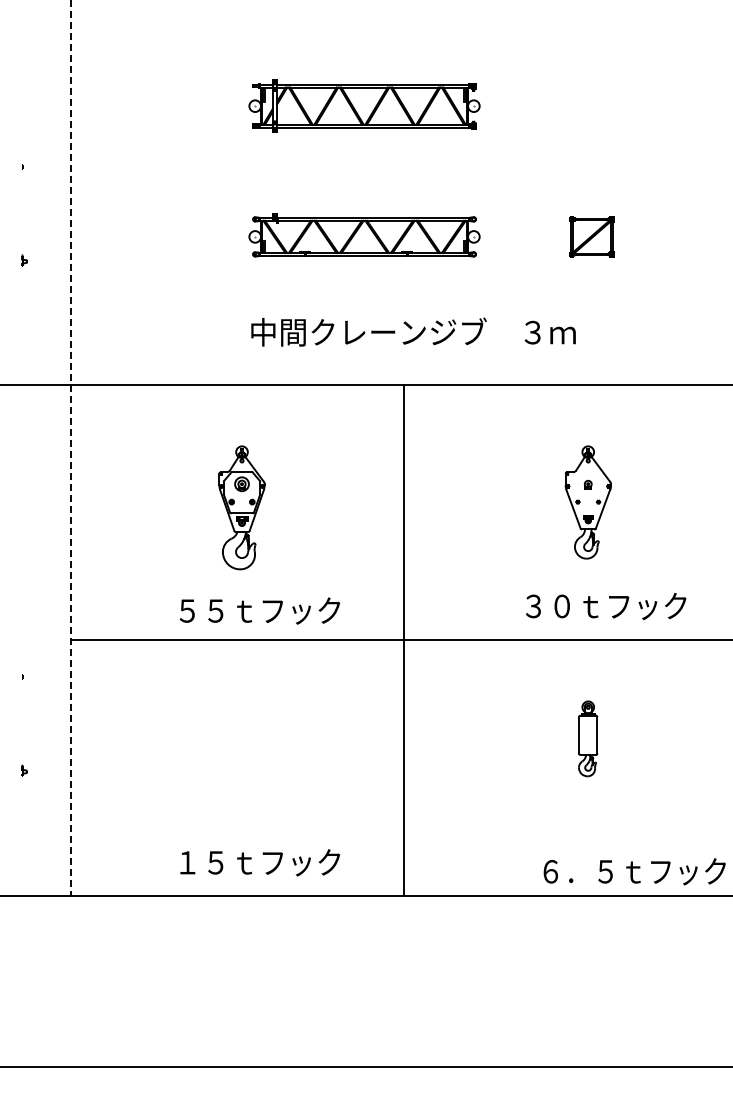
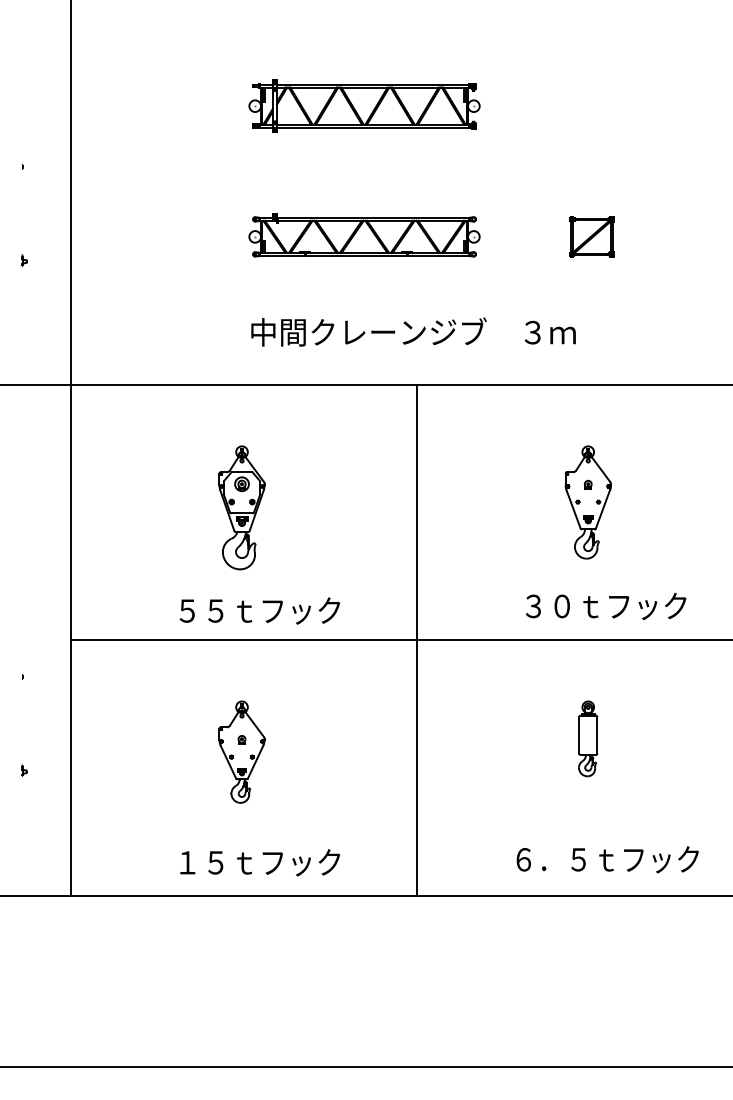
line: dashed -> solid (70, 448)
line position: (403, 640) -> (416, 640) (416, 640)
part: none -> present (241, 751)
text position: (634, 871) -> (607, 859) (607, 859)
